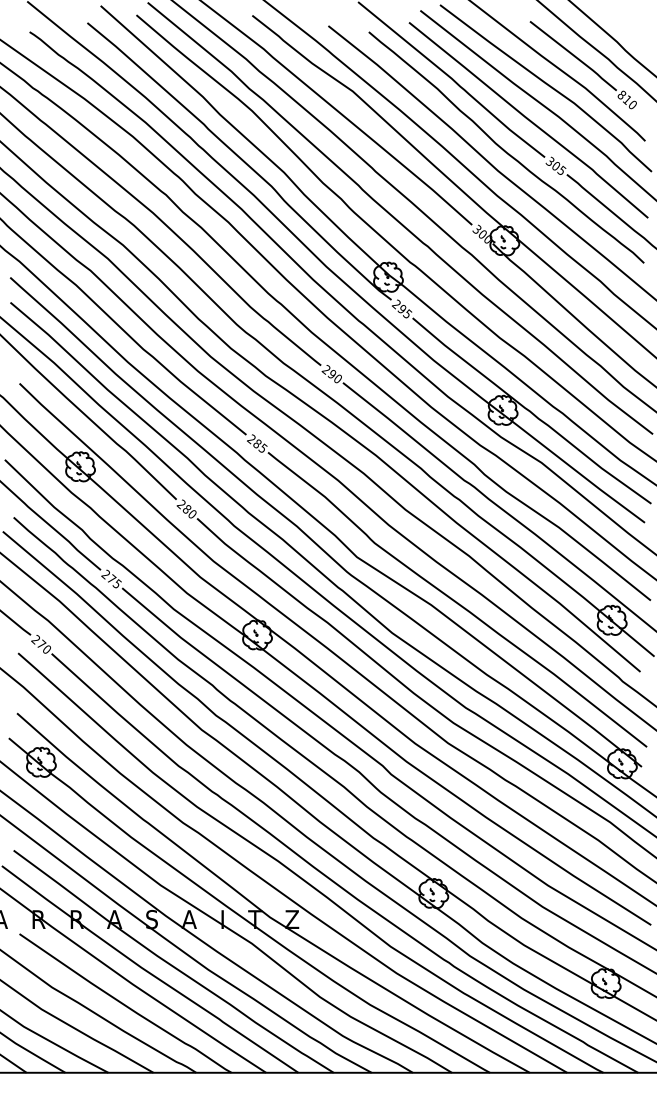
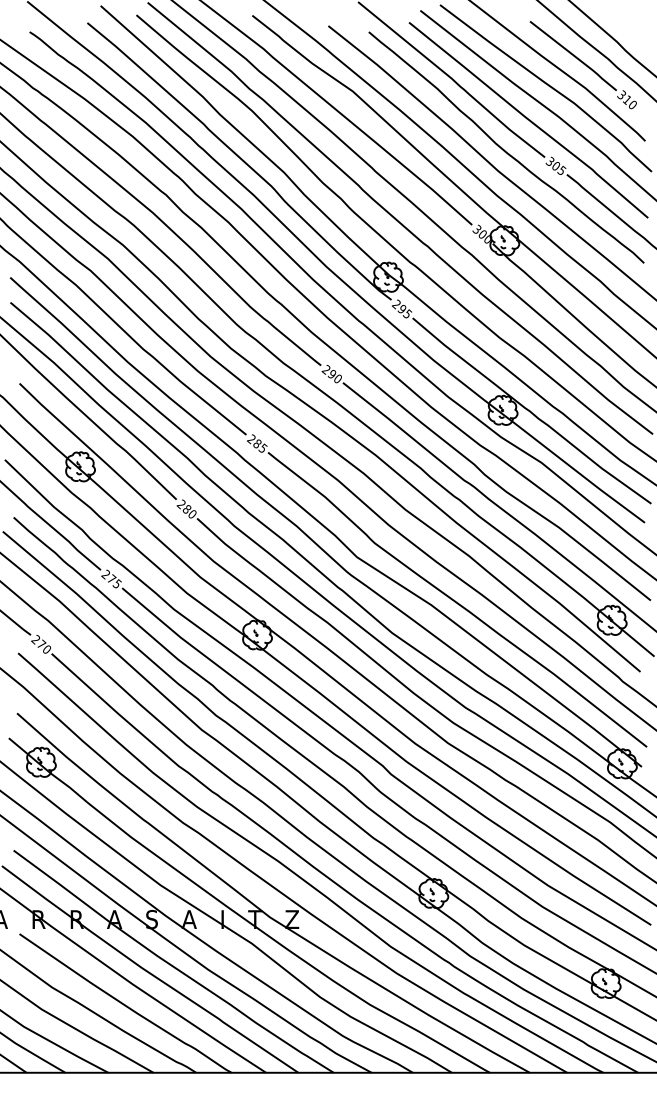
text: 810 -> 310 (621, 94)
